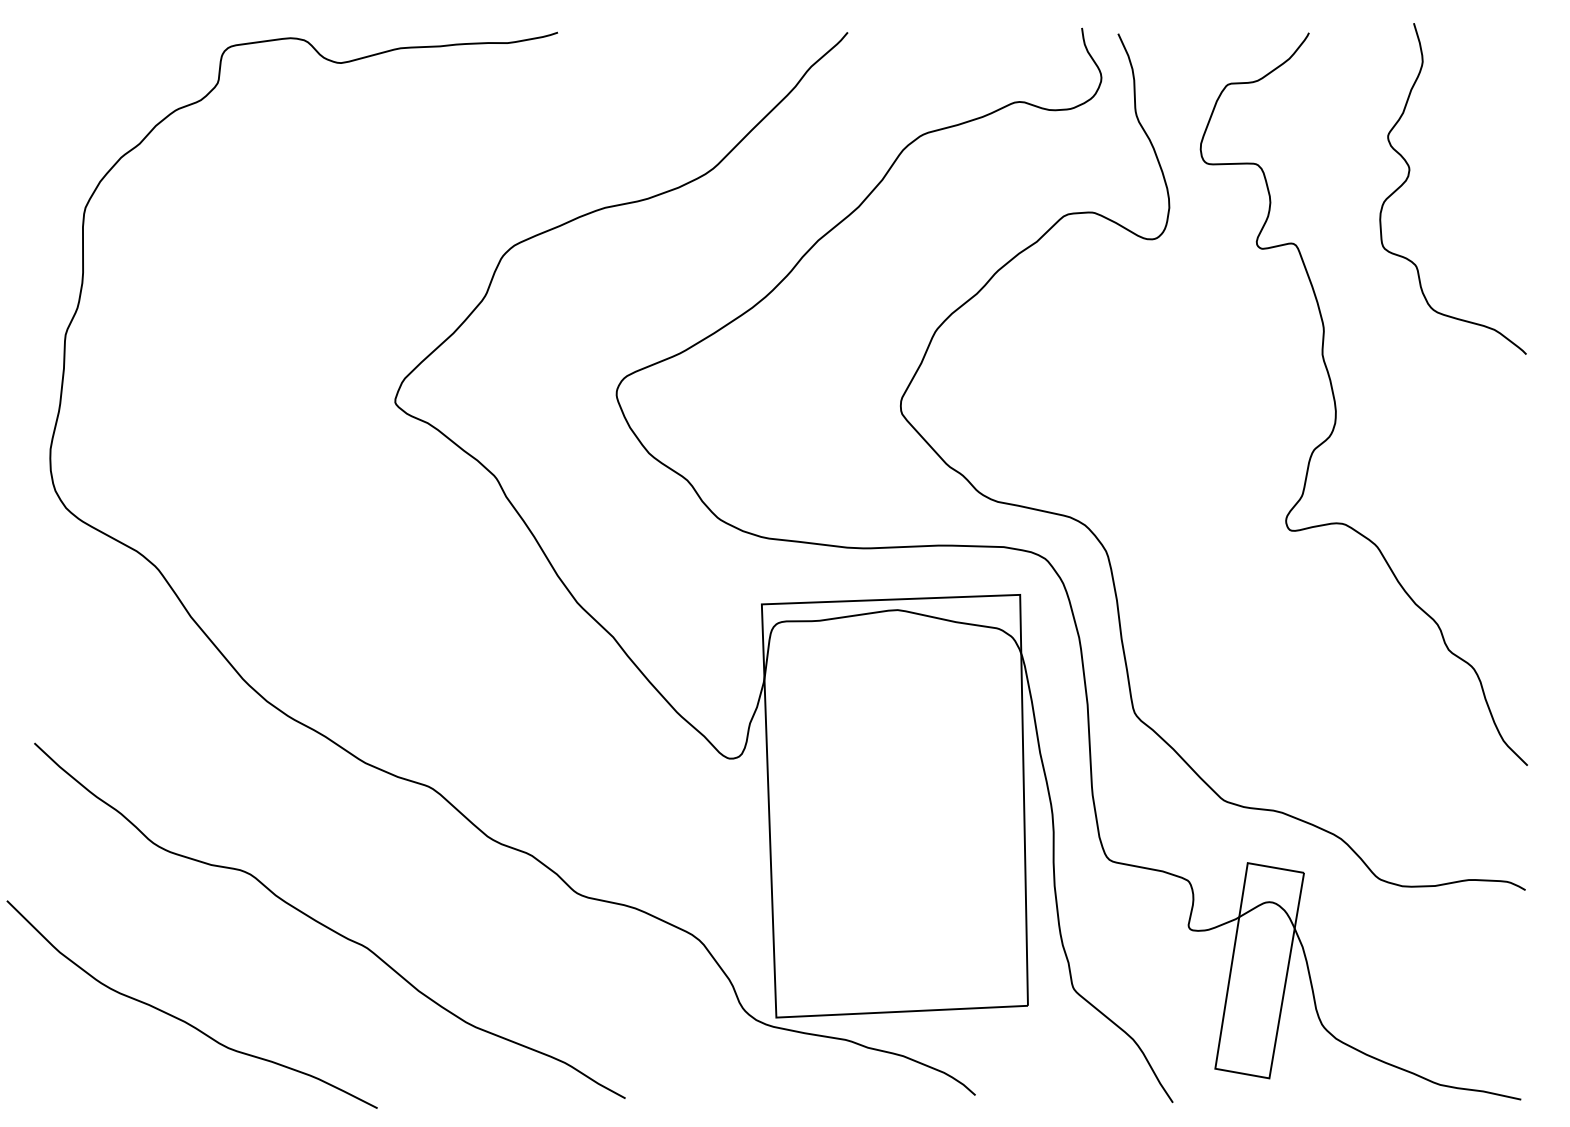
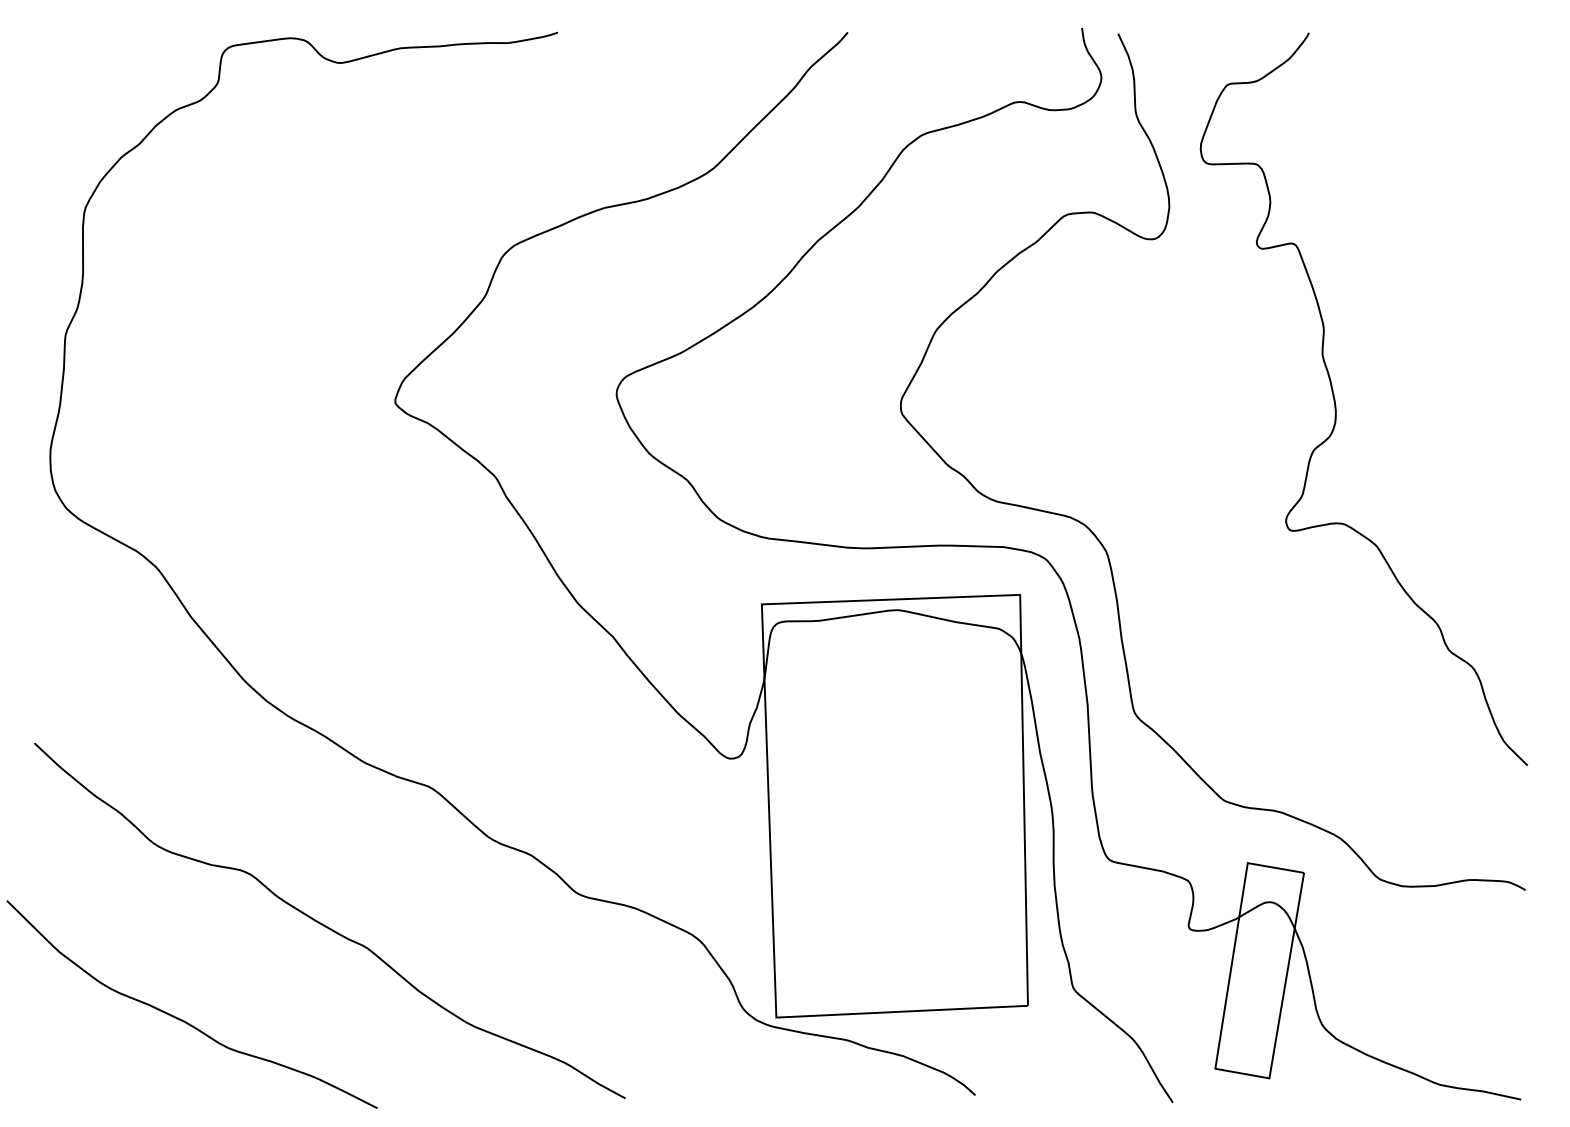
curve: present -> none (1409, 176)
